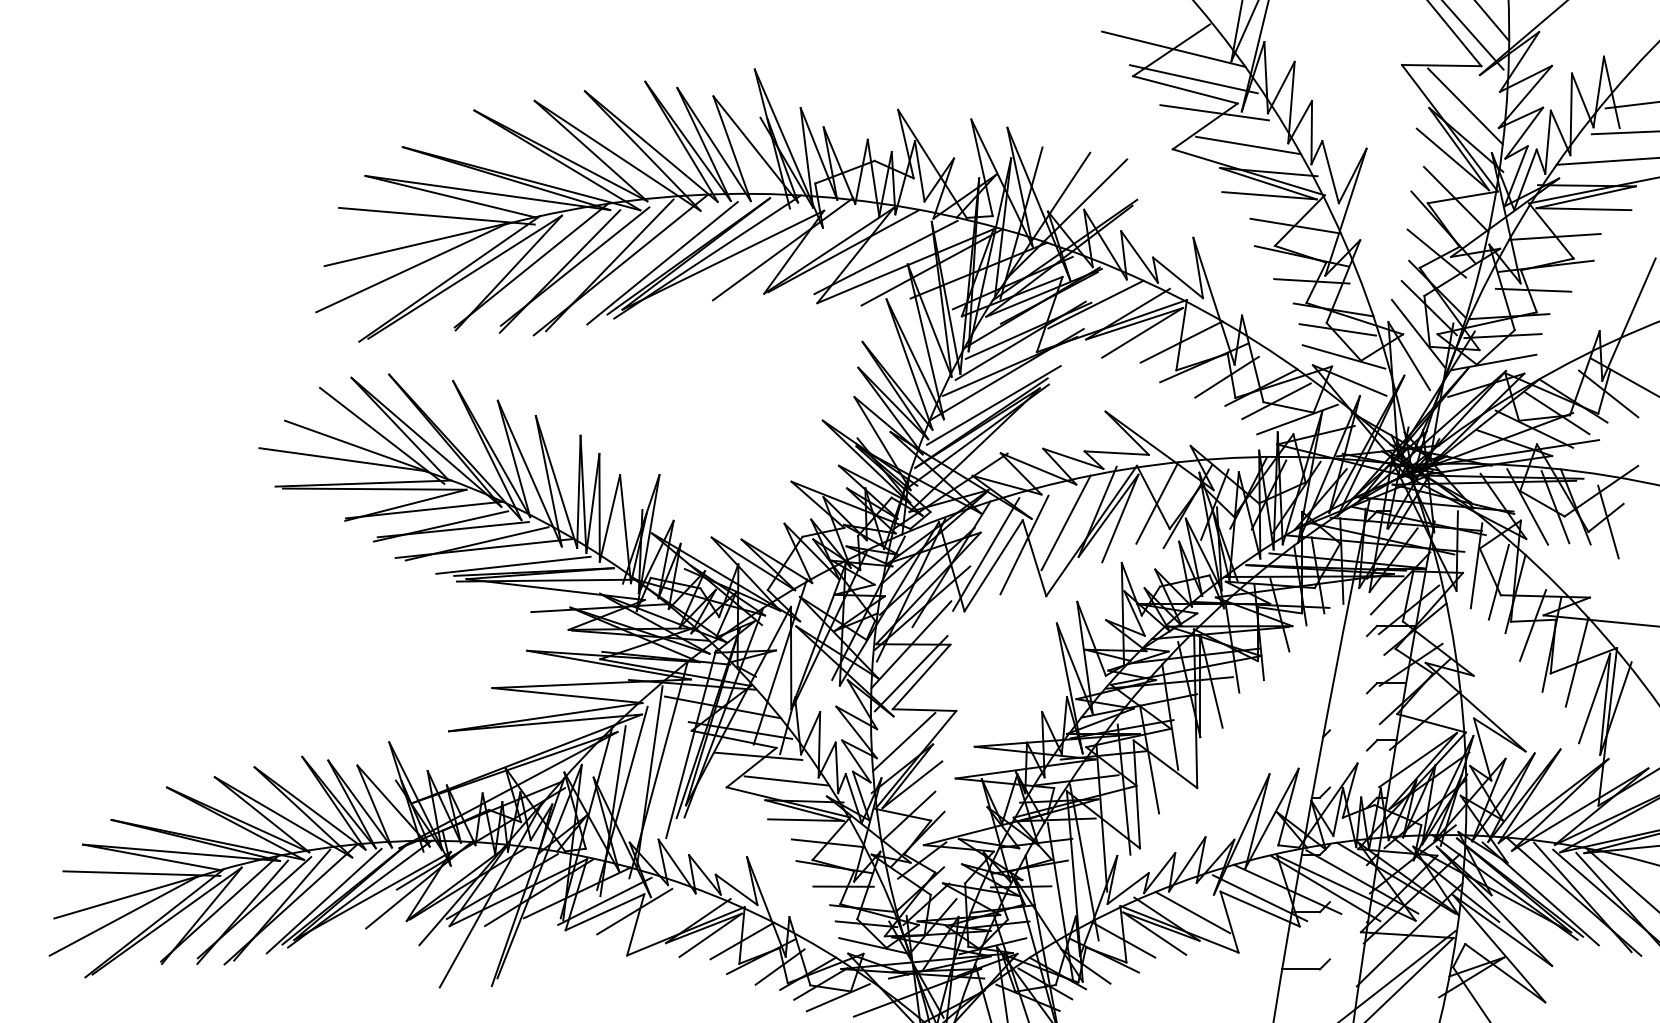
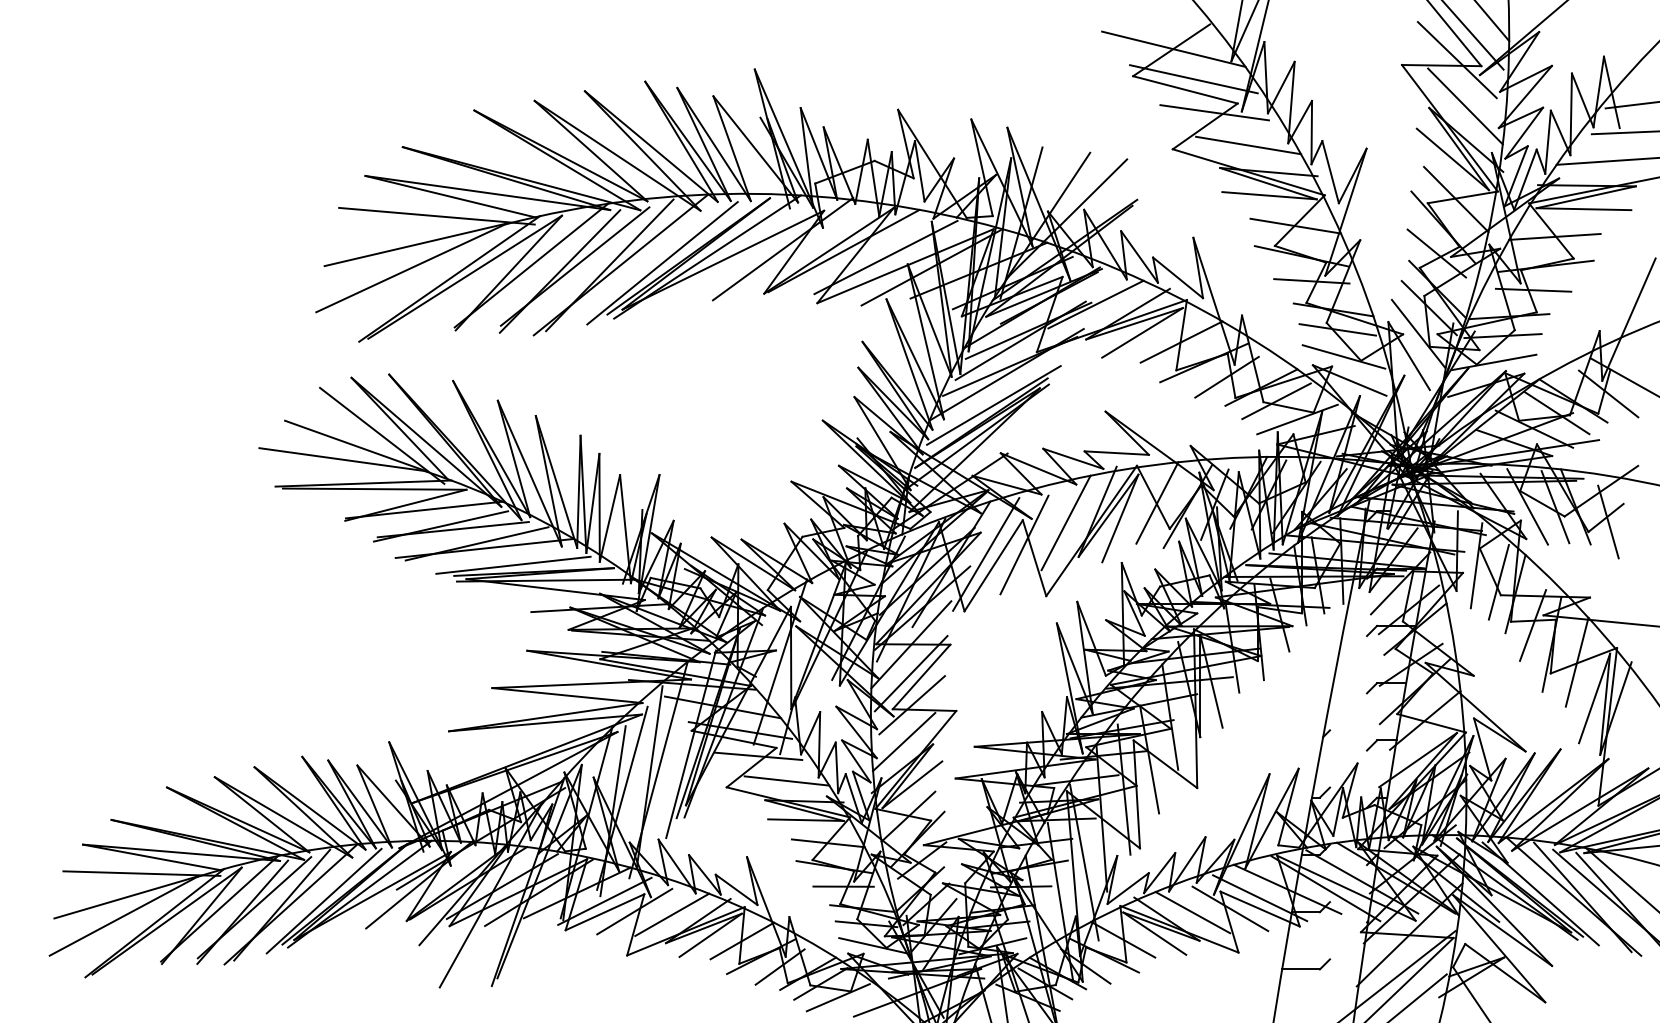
line: none -> present (1456, 60)
line: none -> present (911, 705)
line: none -> present (1230, 908)
line: none -> present (672, 914)
line: none -> present (1418, 996)
